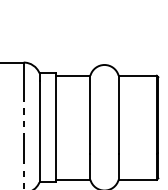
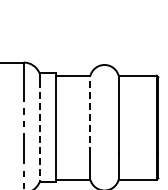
line: solid -> dashed (90, 114)
line: solid -> dashed (39, 131)
